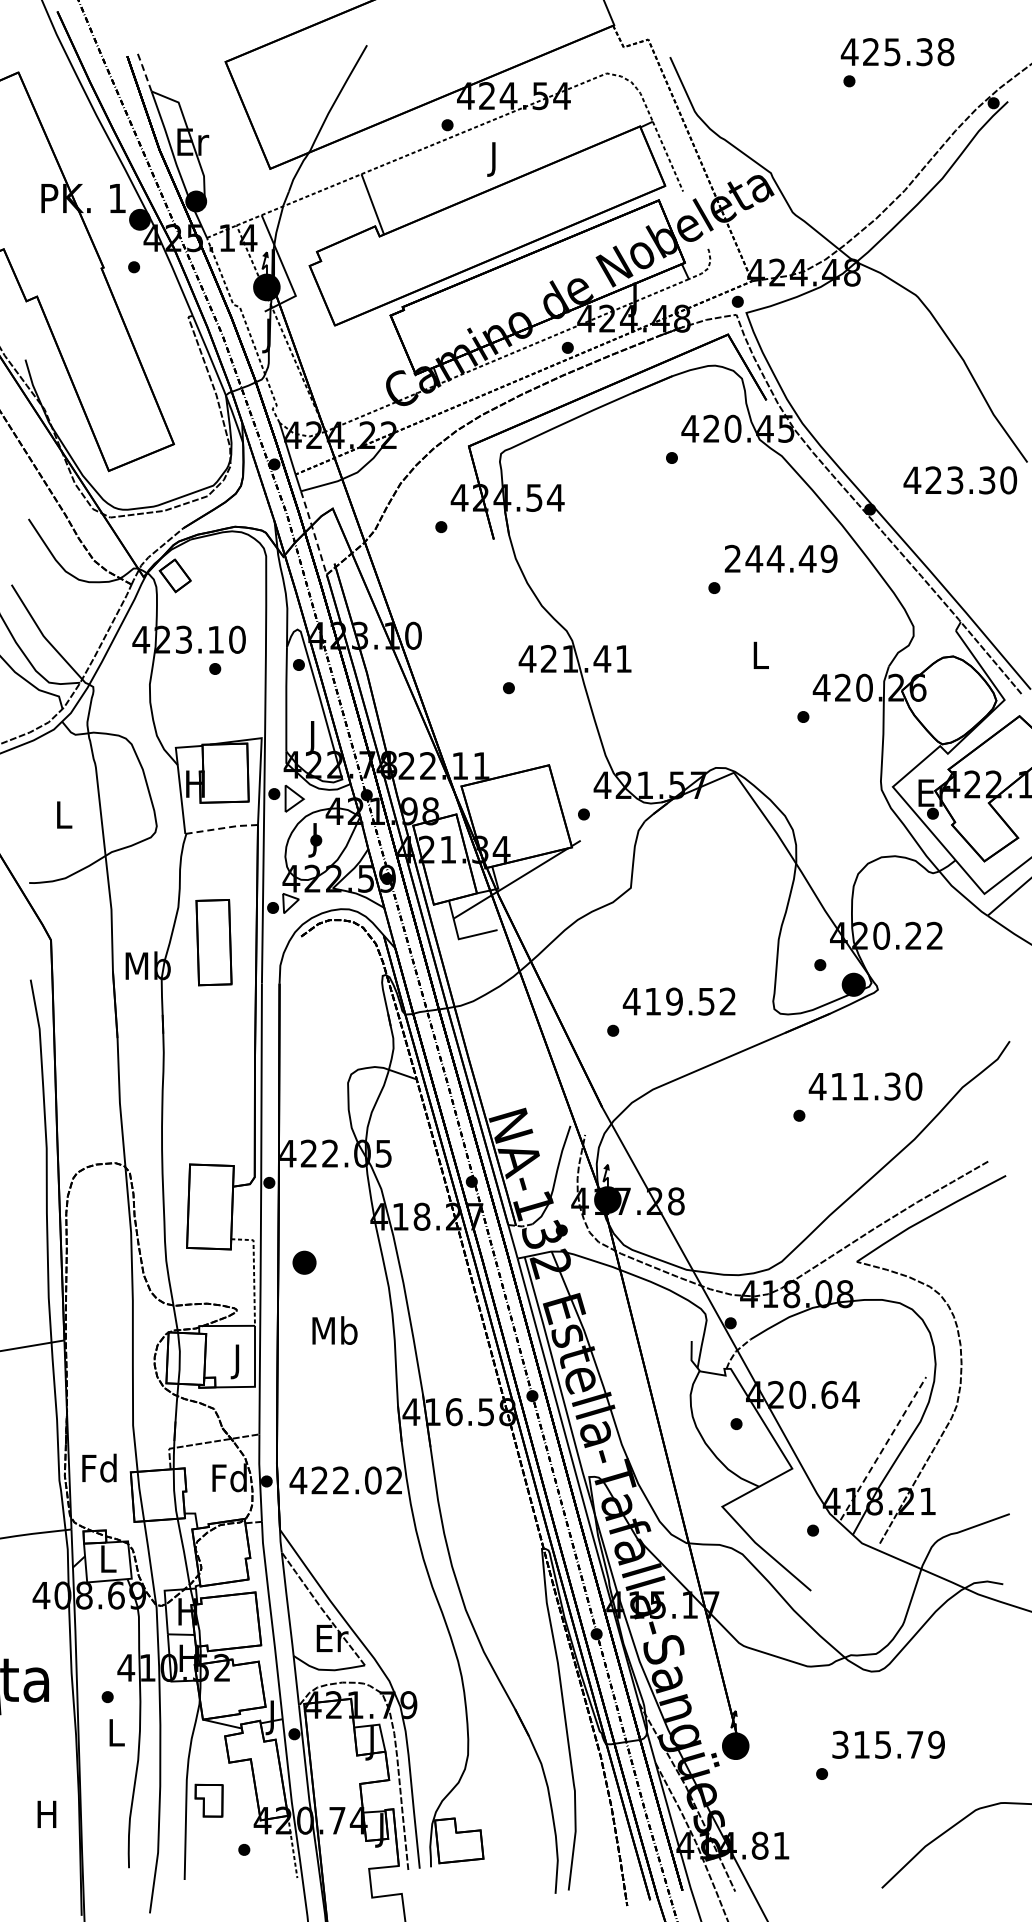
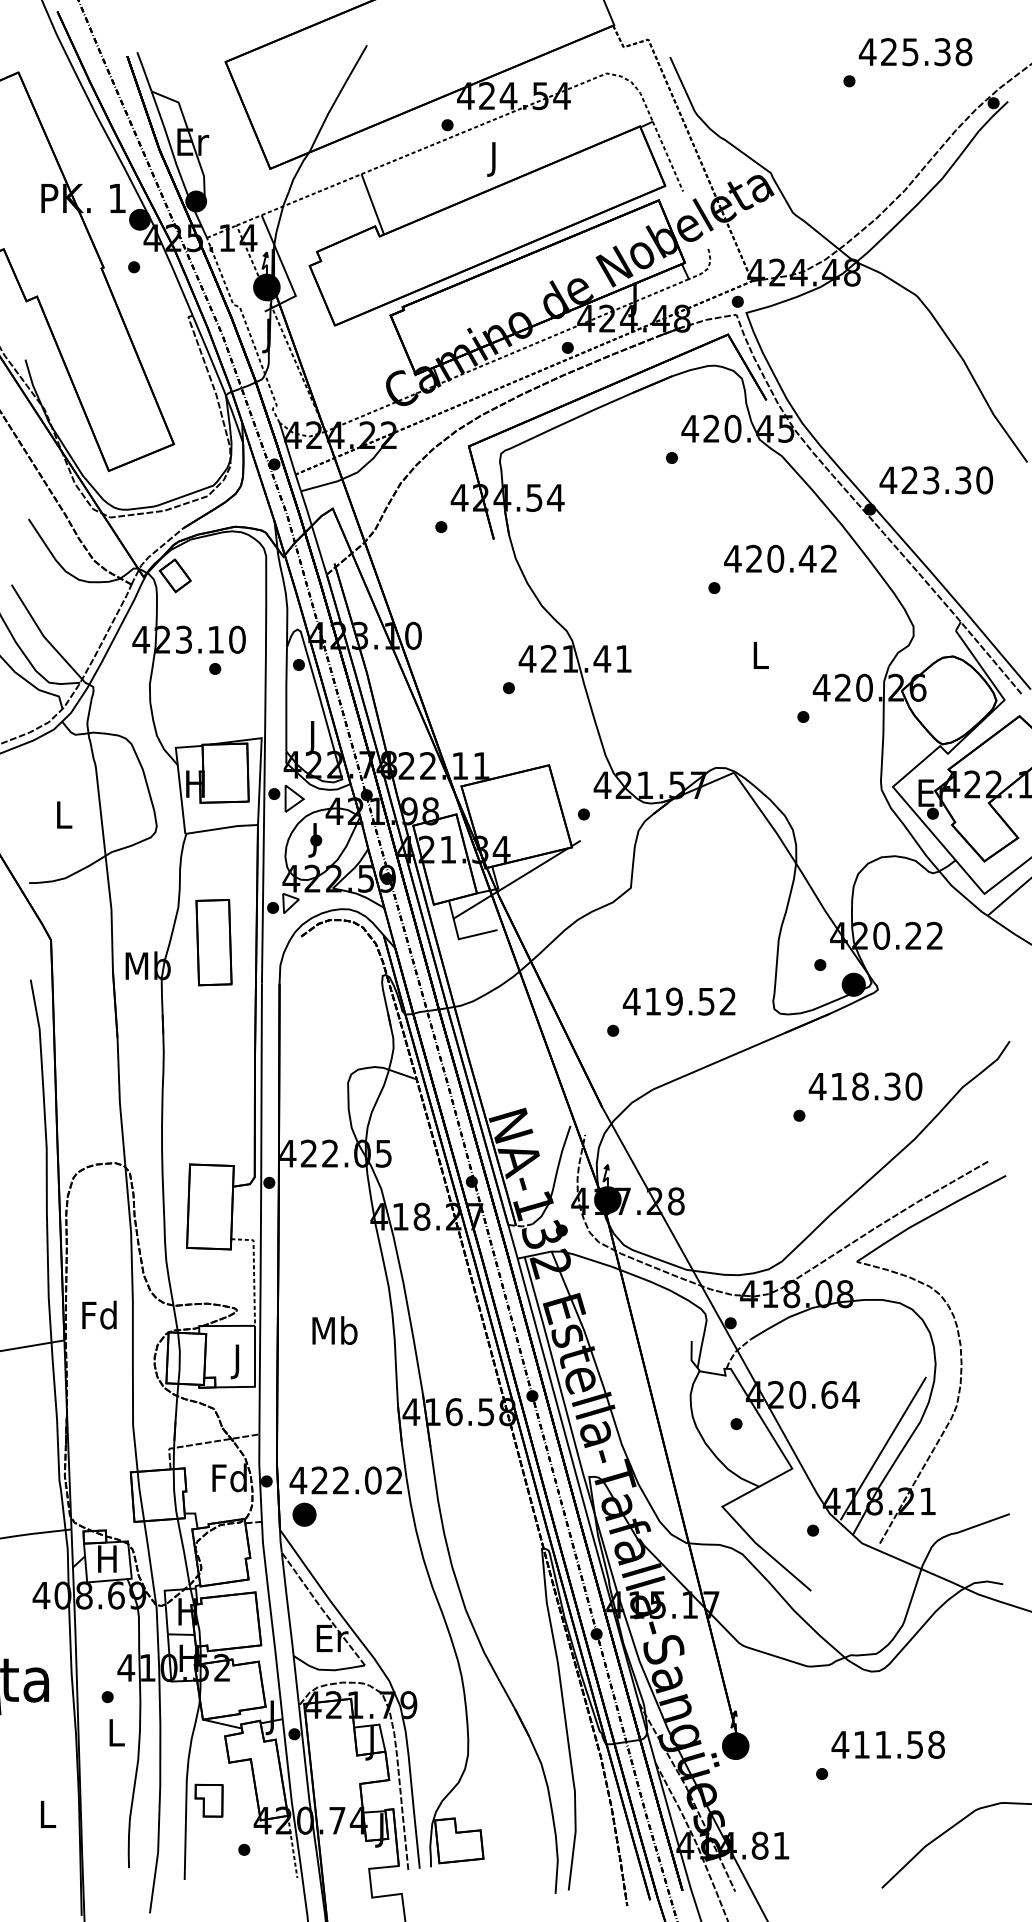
text position: (897, 52) -> (915, 52) (915, 52)
line: dashed -> solid (144, 71)
text position: (960, 480) -> (936, 480) (936, 480)
line: dashed -> solid (314, 532)
text: 244.49 -> 420.42 (780, 558)
line: dashed -> solid (222, 828)
text: 411.30 -> 418.30 (860, 1086)
part position: (304, 1262) -> (304, 1514) (304, 1514)
line: dashed -> solid (883, 1448)
text position: (99, 1467) -> (99, 1314) (99, 1314)
text: L -> H (107, 1558)
text: 315.79 -> 411.58 (887, 1744)
text: H -> L (46, 1813)
